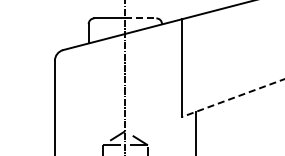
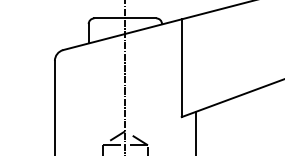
line: dashed -> solid (140, 18)
line: dashed -> solid (233, 98)
